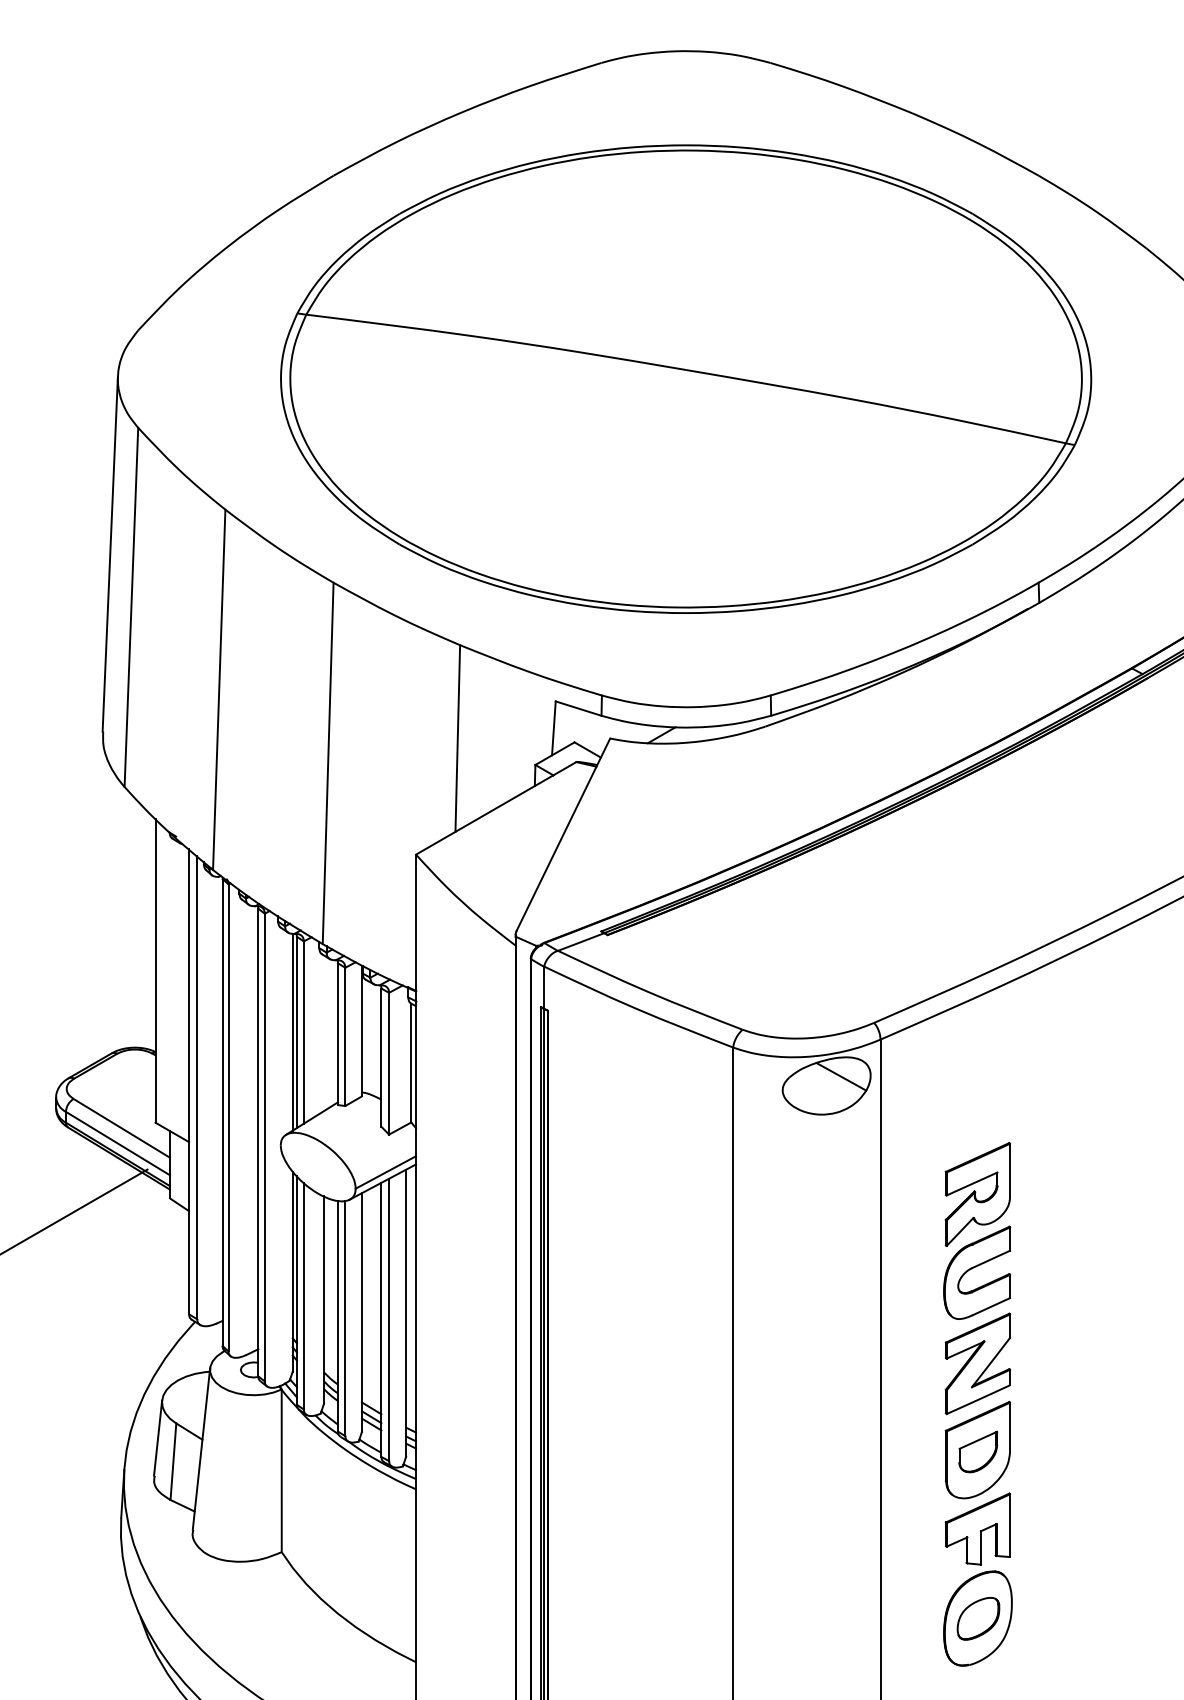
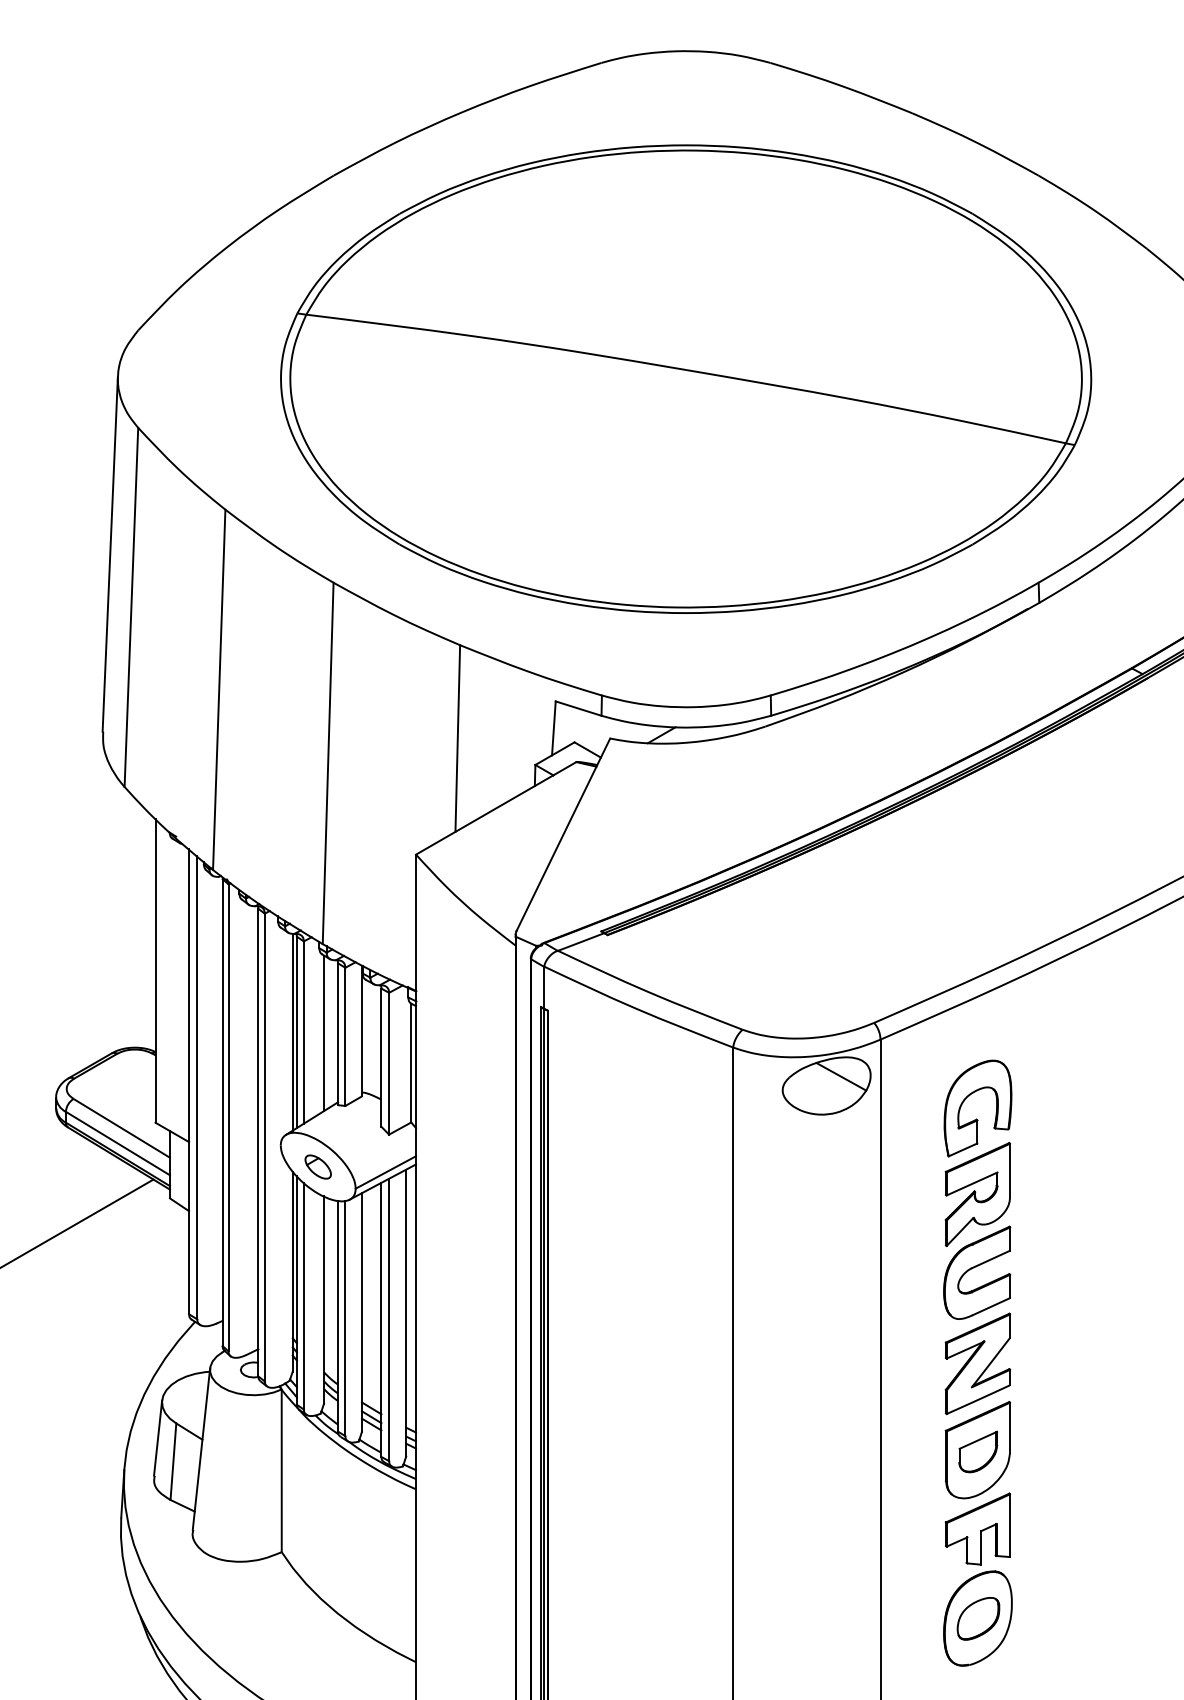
line: none -> present (324, 1033)
part: none -> present (976, 1118)
part: none -> present (317, 1166)
line position: (74, 1211) -> (77, 1222) (77, 1222)
